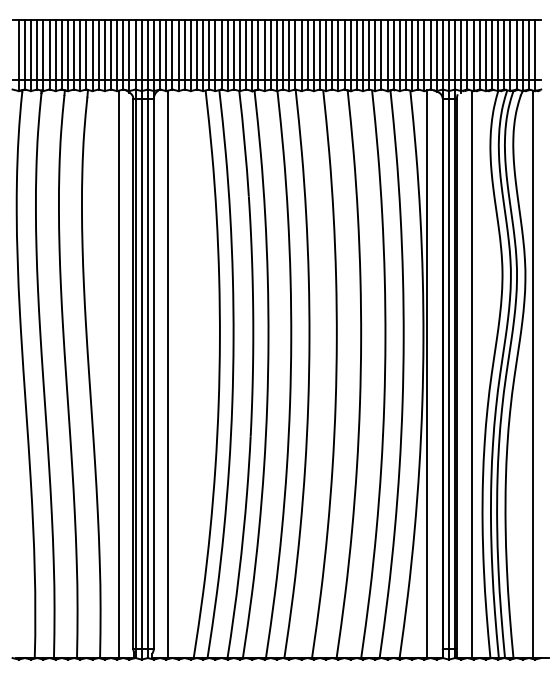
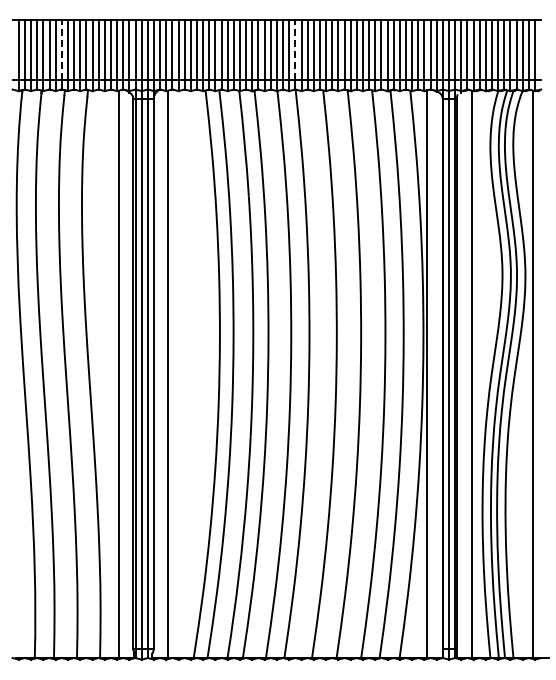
line: solid -> dashed (61, 50)
line: solid -> dashed (295, 50)
